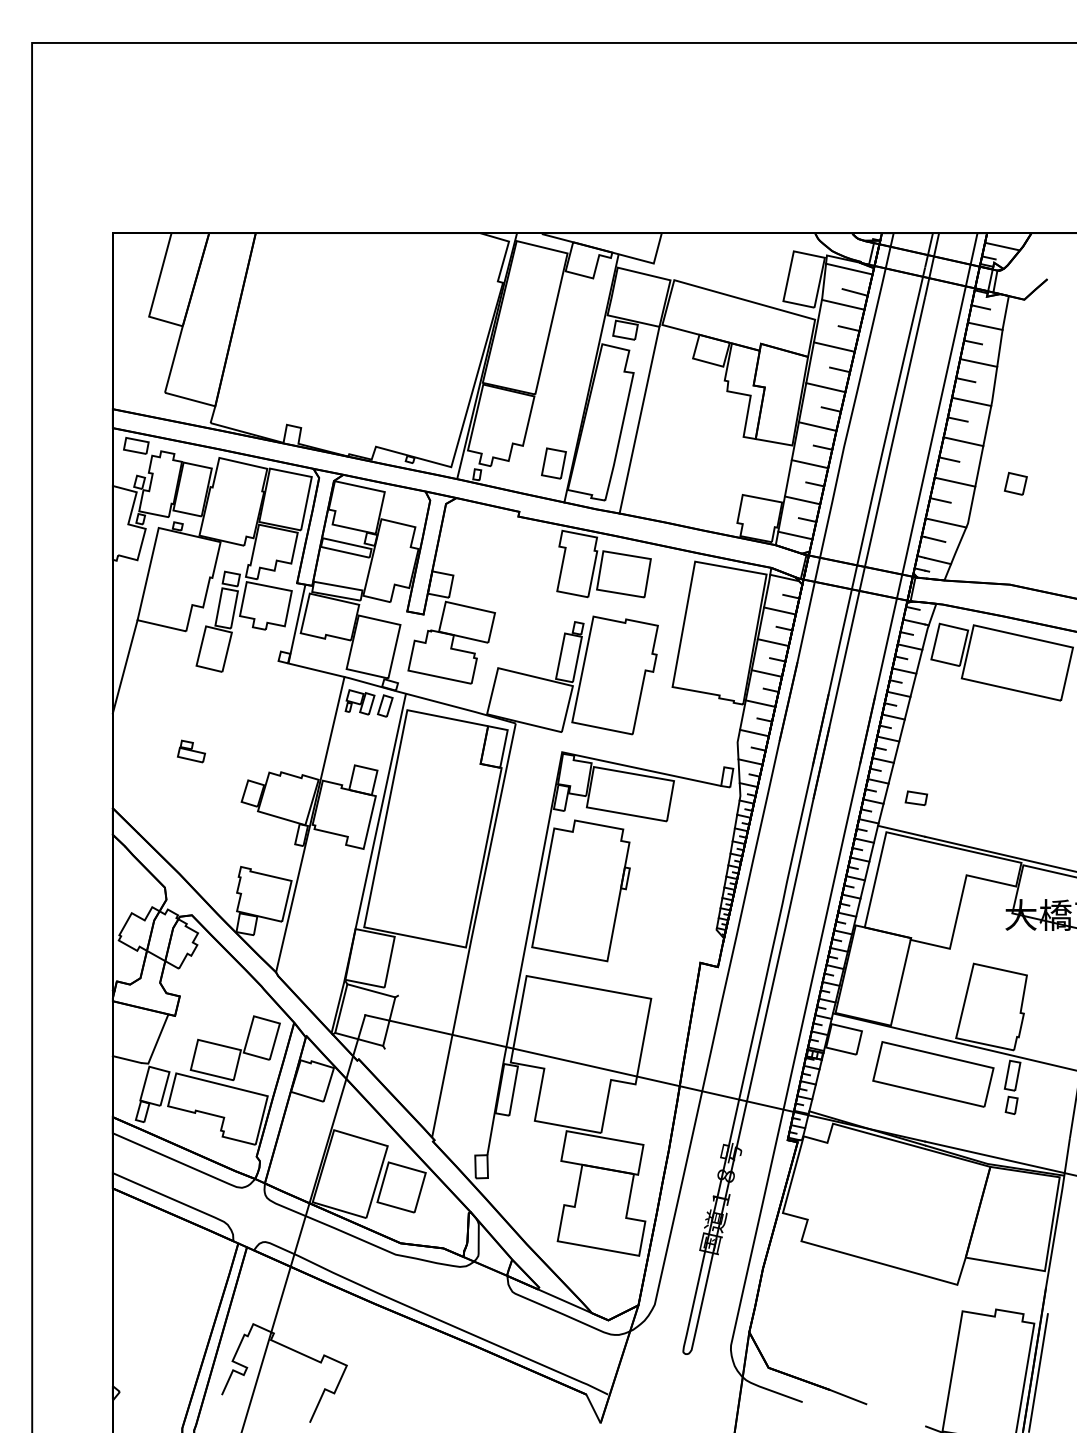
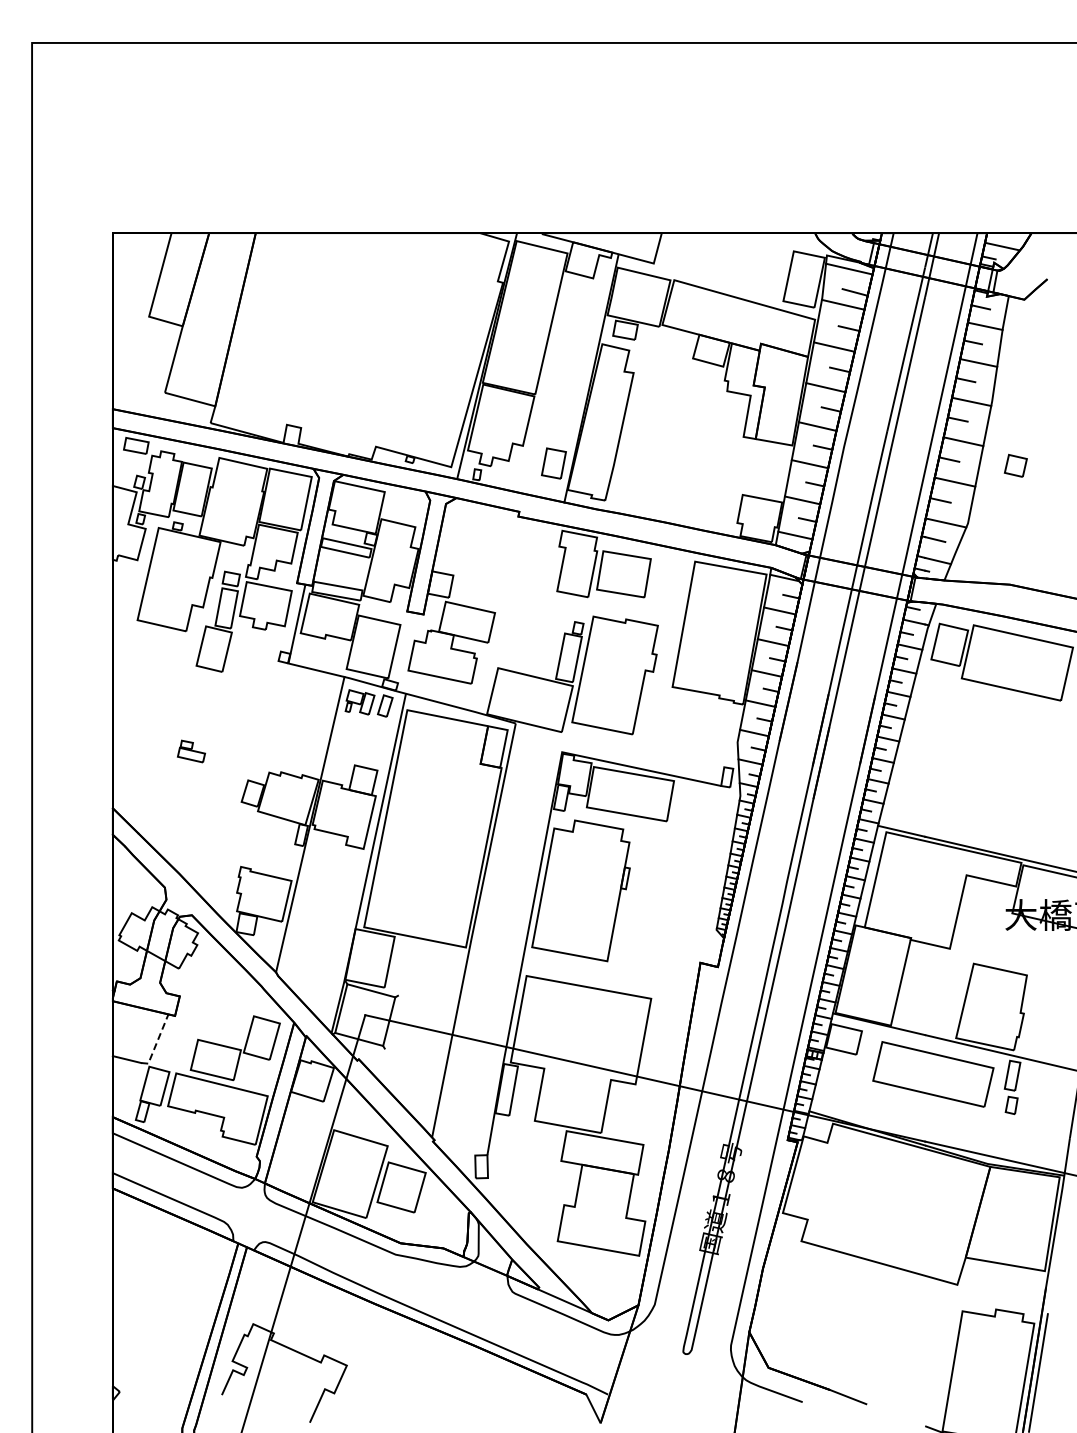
line: present -> none (639, 419)
part position: (1015, 483) -> (1015, 465) (1015, 465)
line: present -> none (124, 666)
part: present -> none (916, 798)
line: solid -> dashed (156, 1042)
